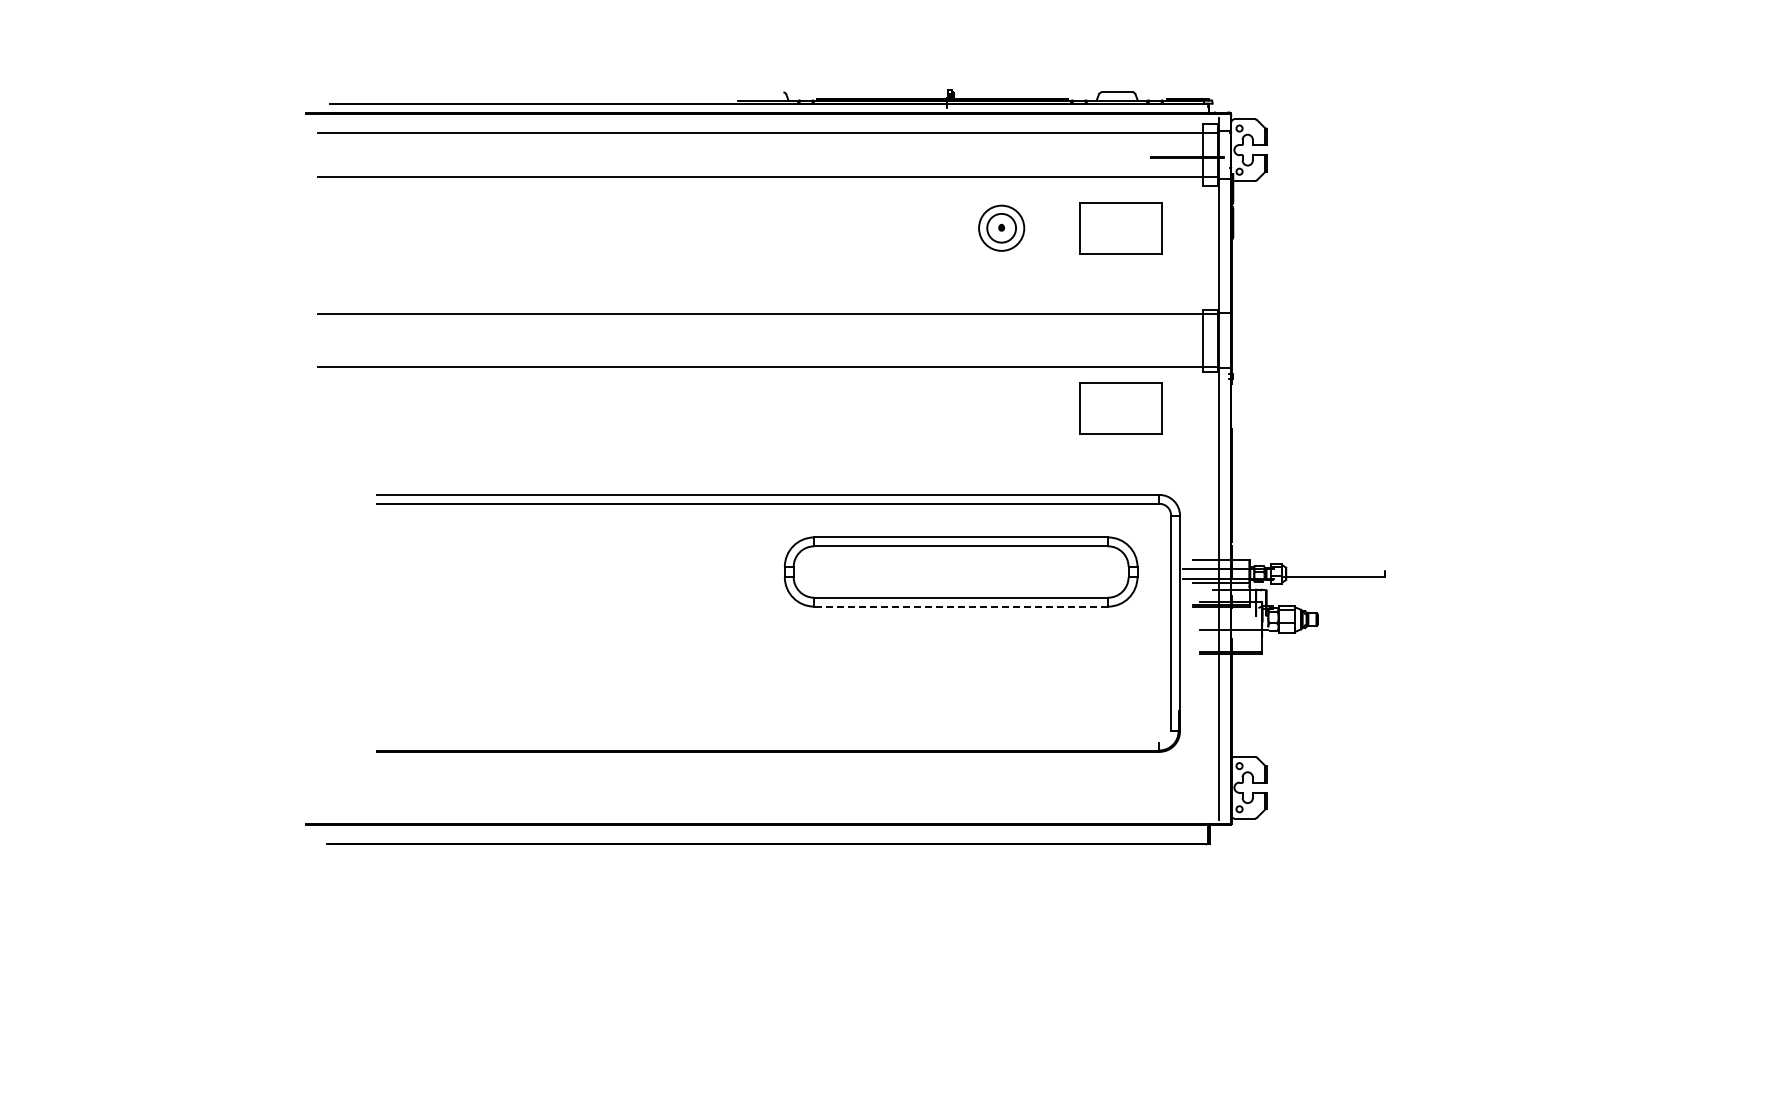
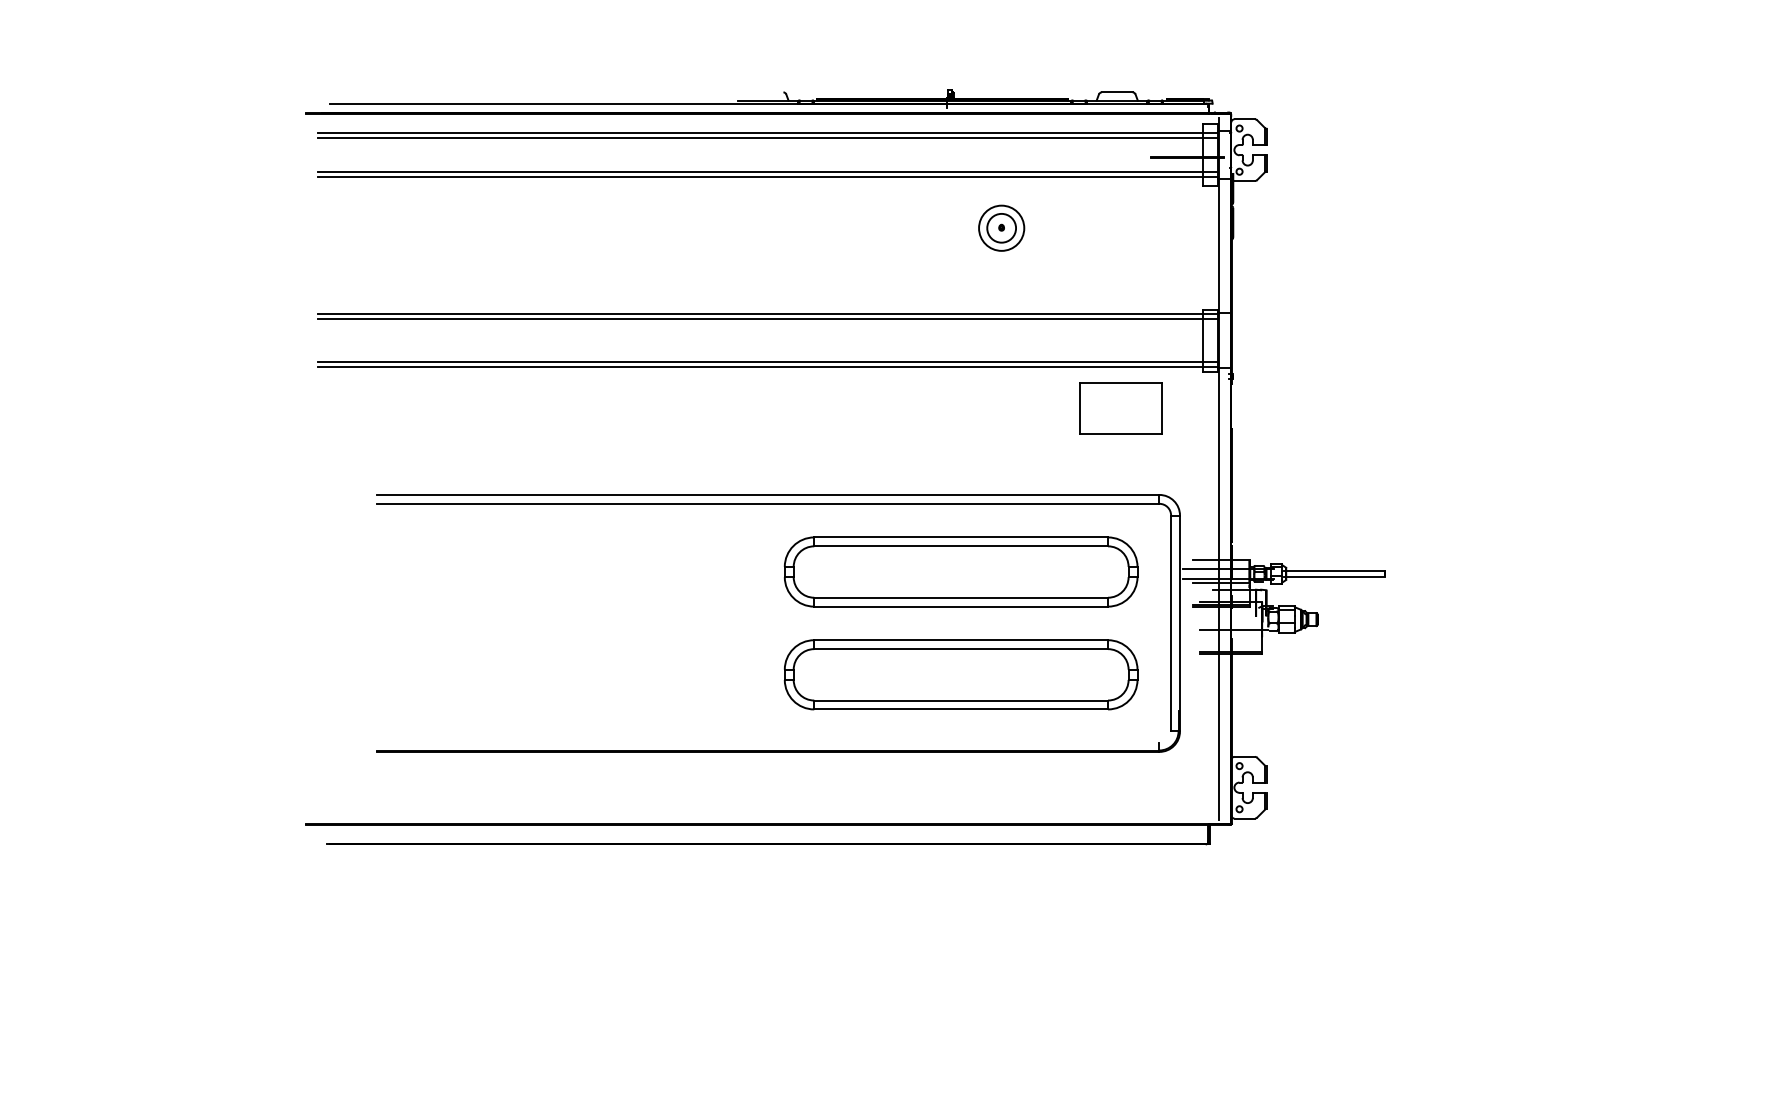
line: none -> present (767, 137)
line: none -> present (767, 172)
part: present -> none (1120, 228)
line: none -> present (767, 319)
line: none -> present (767, 362)
line: none -> present (1333, 570)
line: dashed -> solid (961, 606)
part: none -> present (960, 674)
